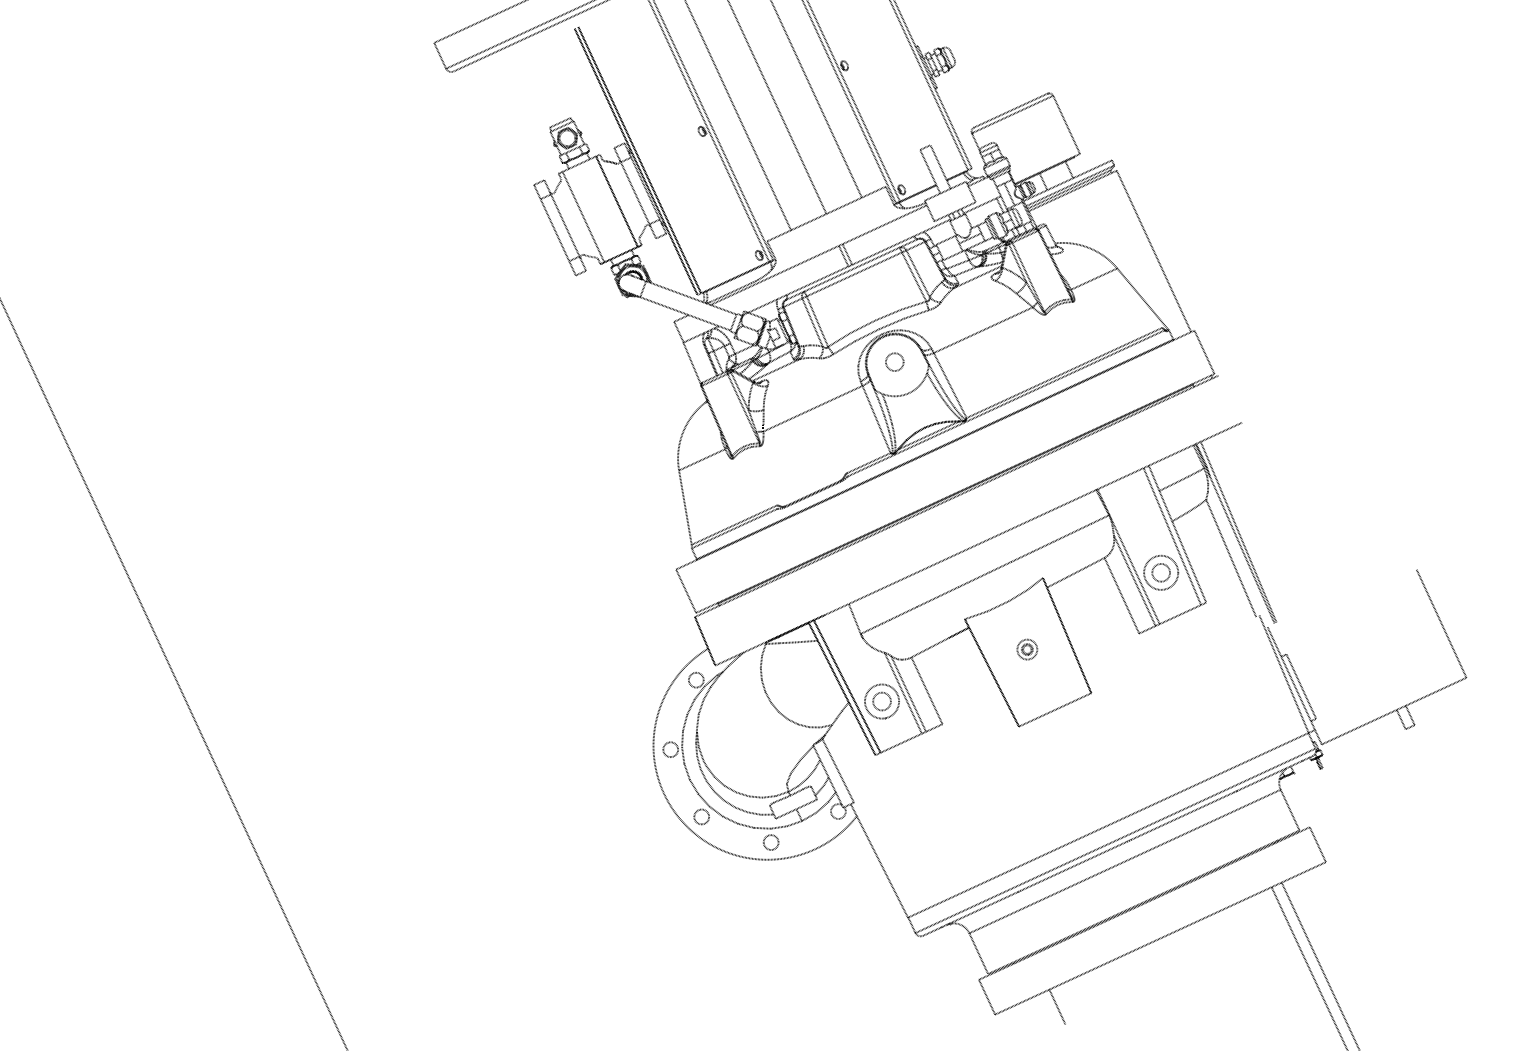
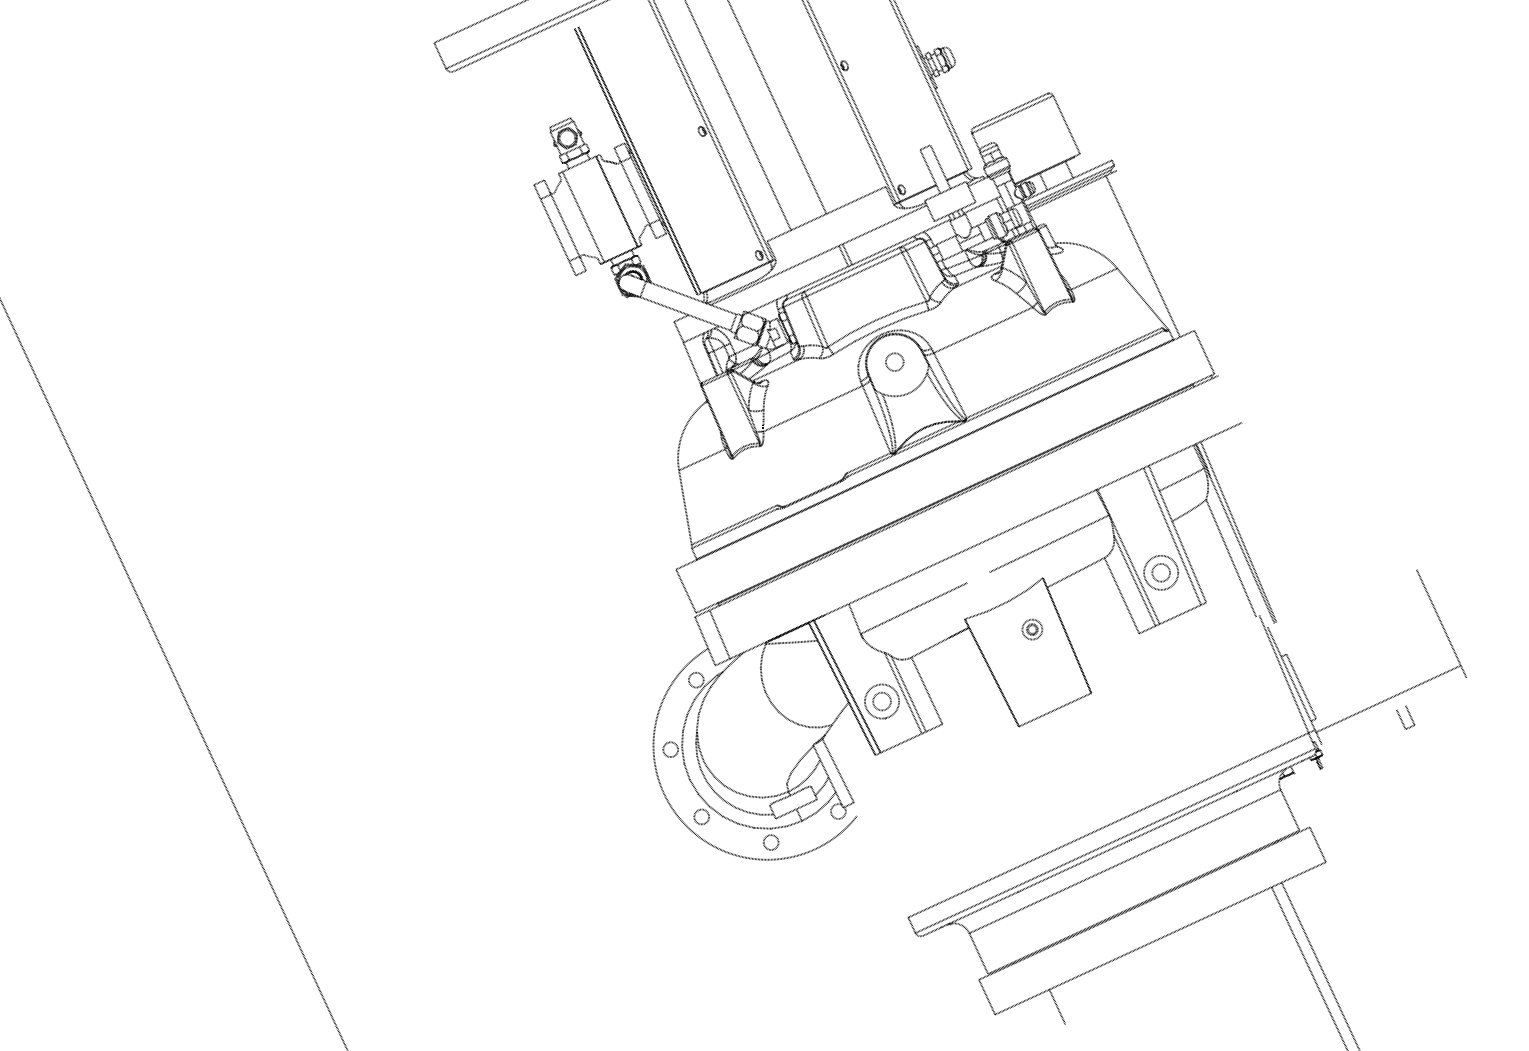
line: present -> none (816, 99)
line position: (1153, 251) -> (1142, 256) (1142, 256)
line: present -> none (978, 577)
line position: (704, 641) -> (719, 635) (719, 635)
part position: (1027, 649) -> (1032, 629) (1032, 629)
line position: (1393, 710) -> (1387, 698) (1387, 698)
line: present -> none (879, 860)
